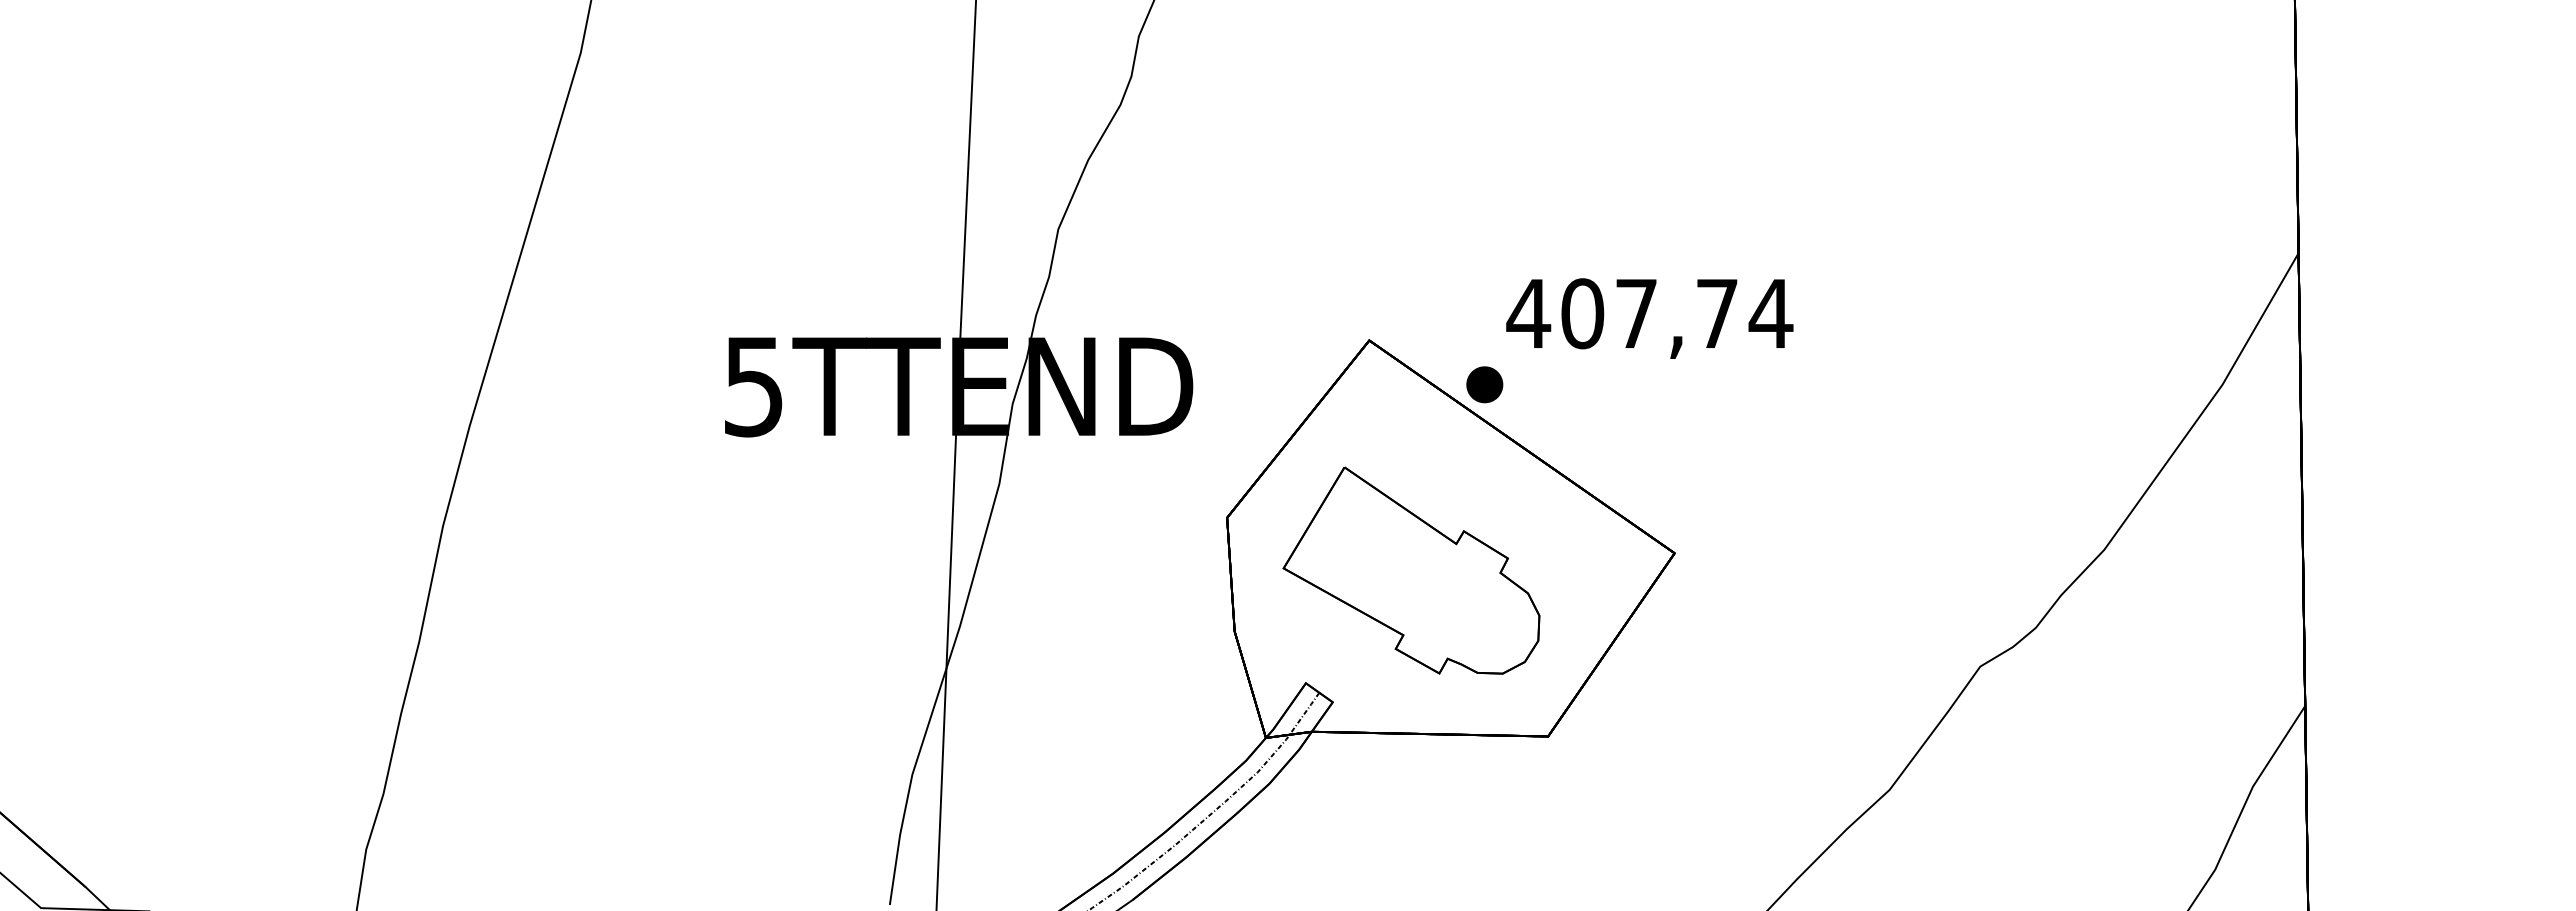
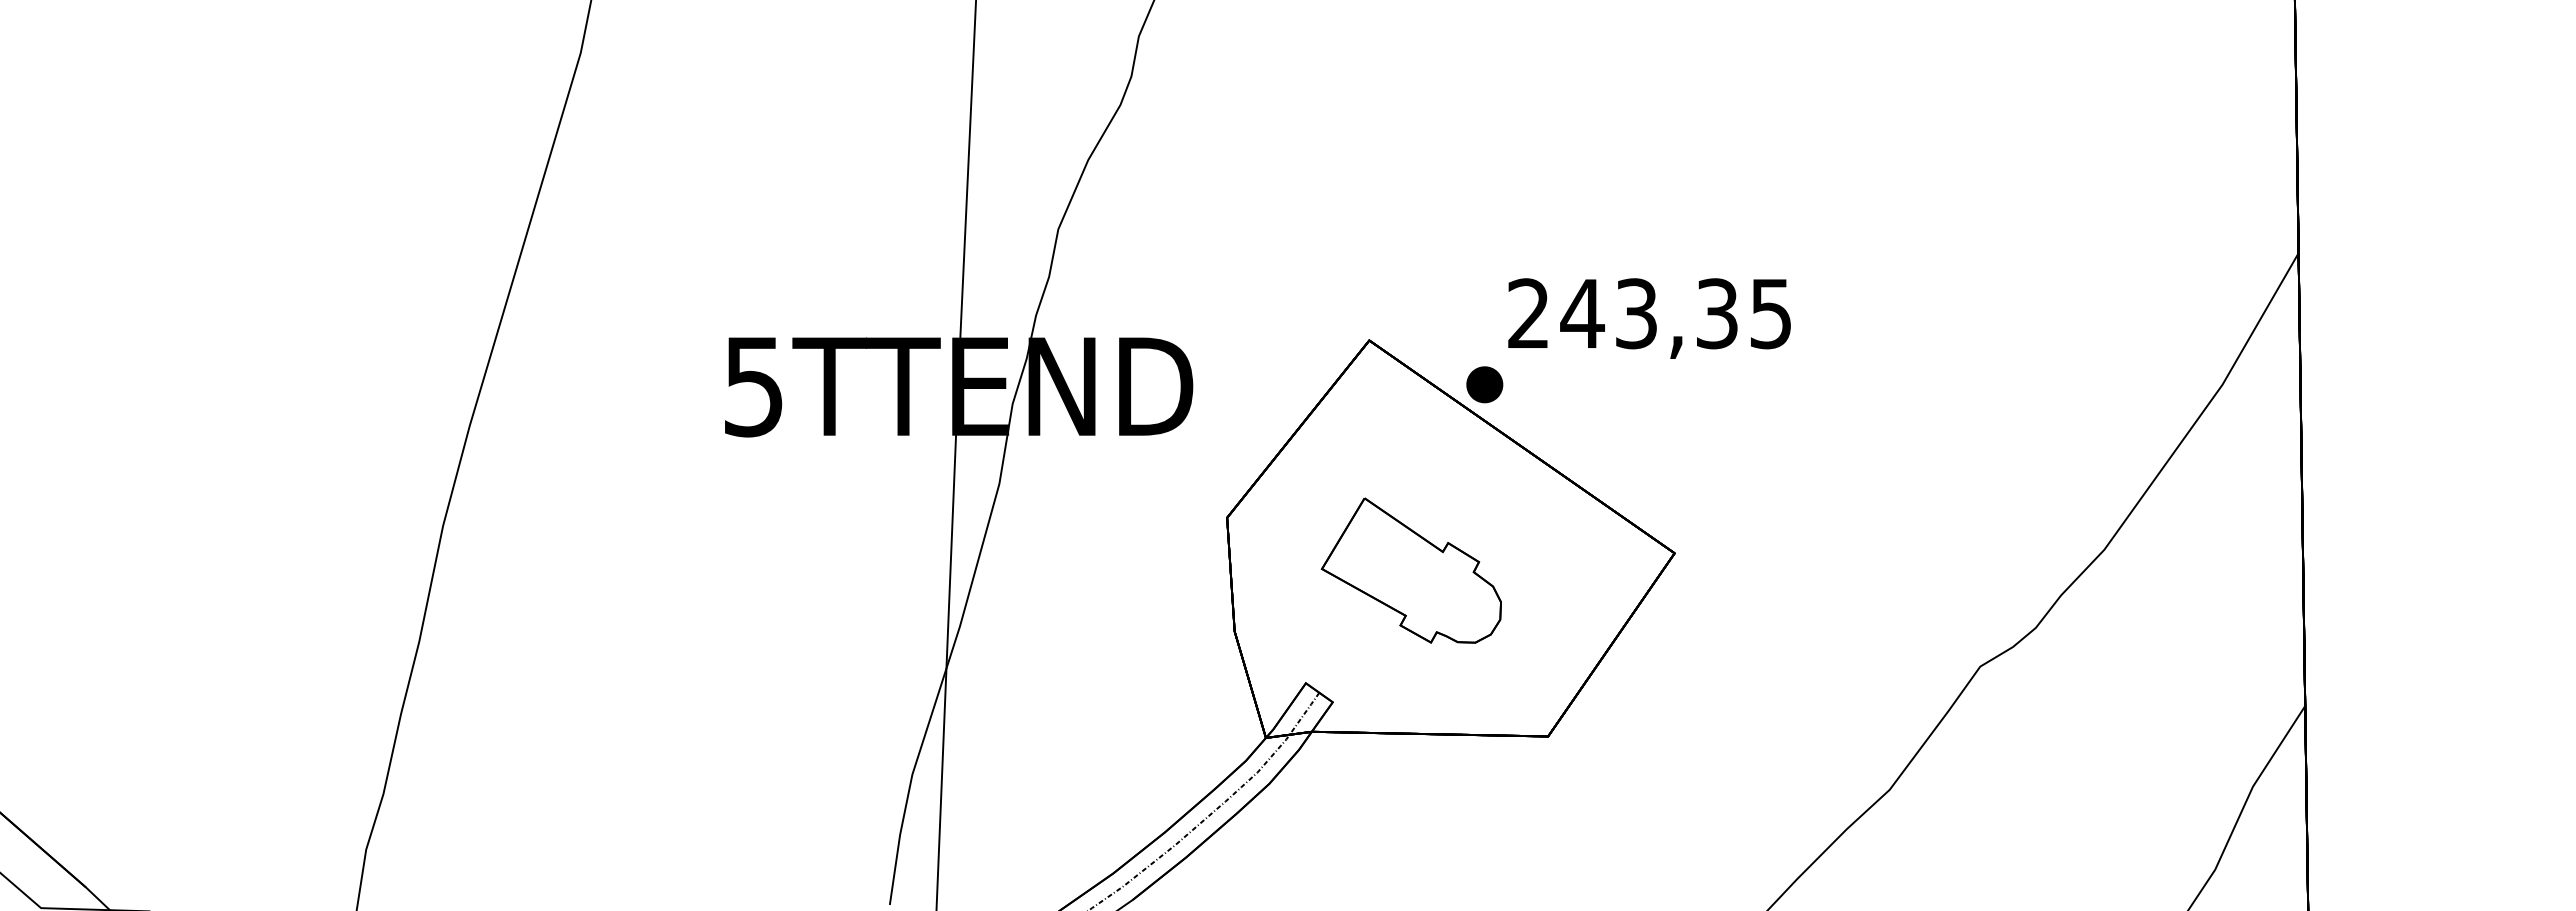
text: 407,74 -> 243,35 (1649, 313)
part size: 259x209 px -> 182x147 px (1410, 570)
